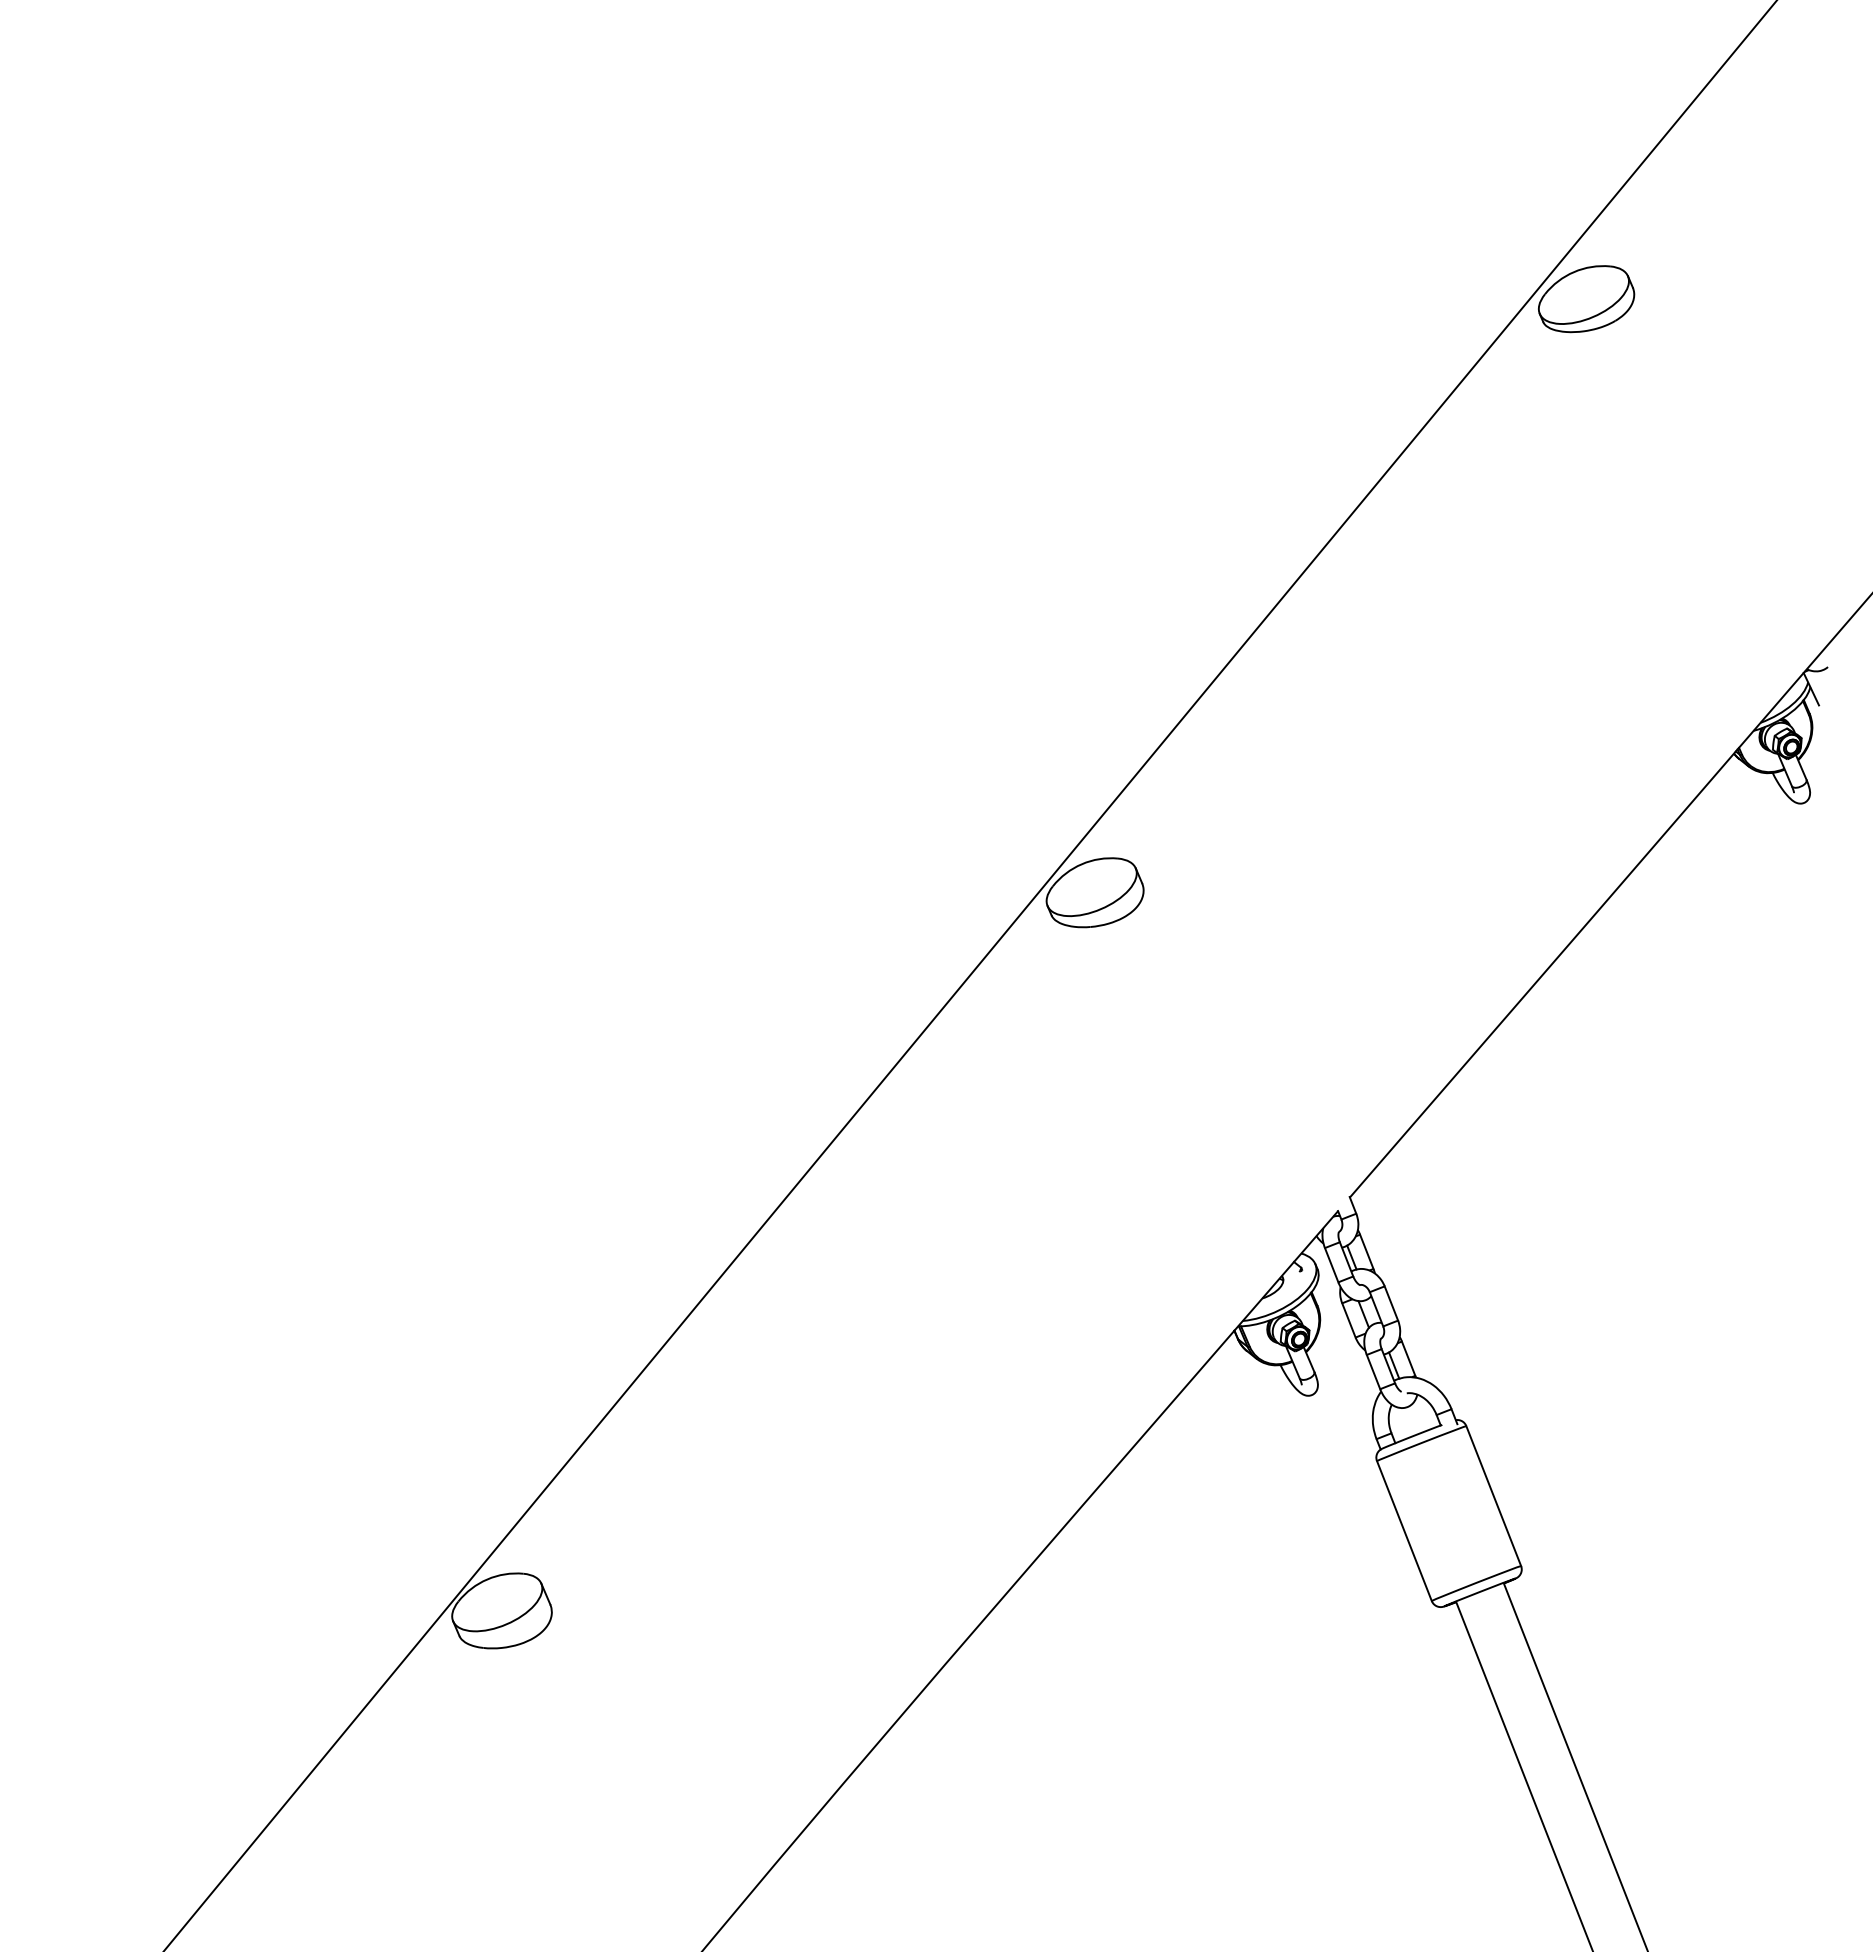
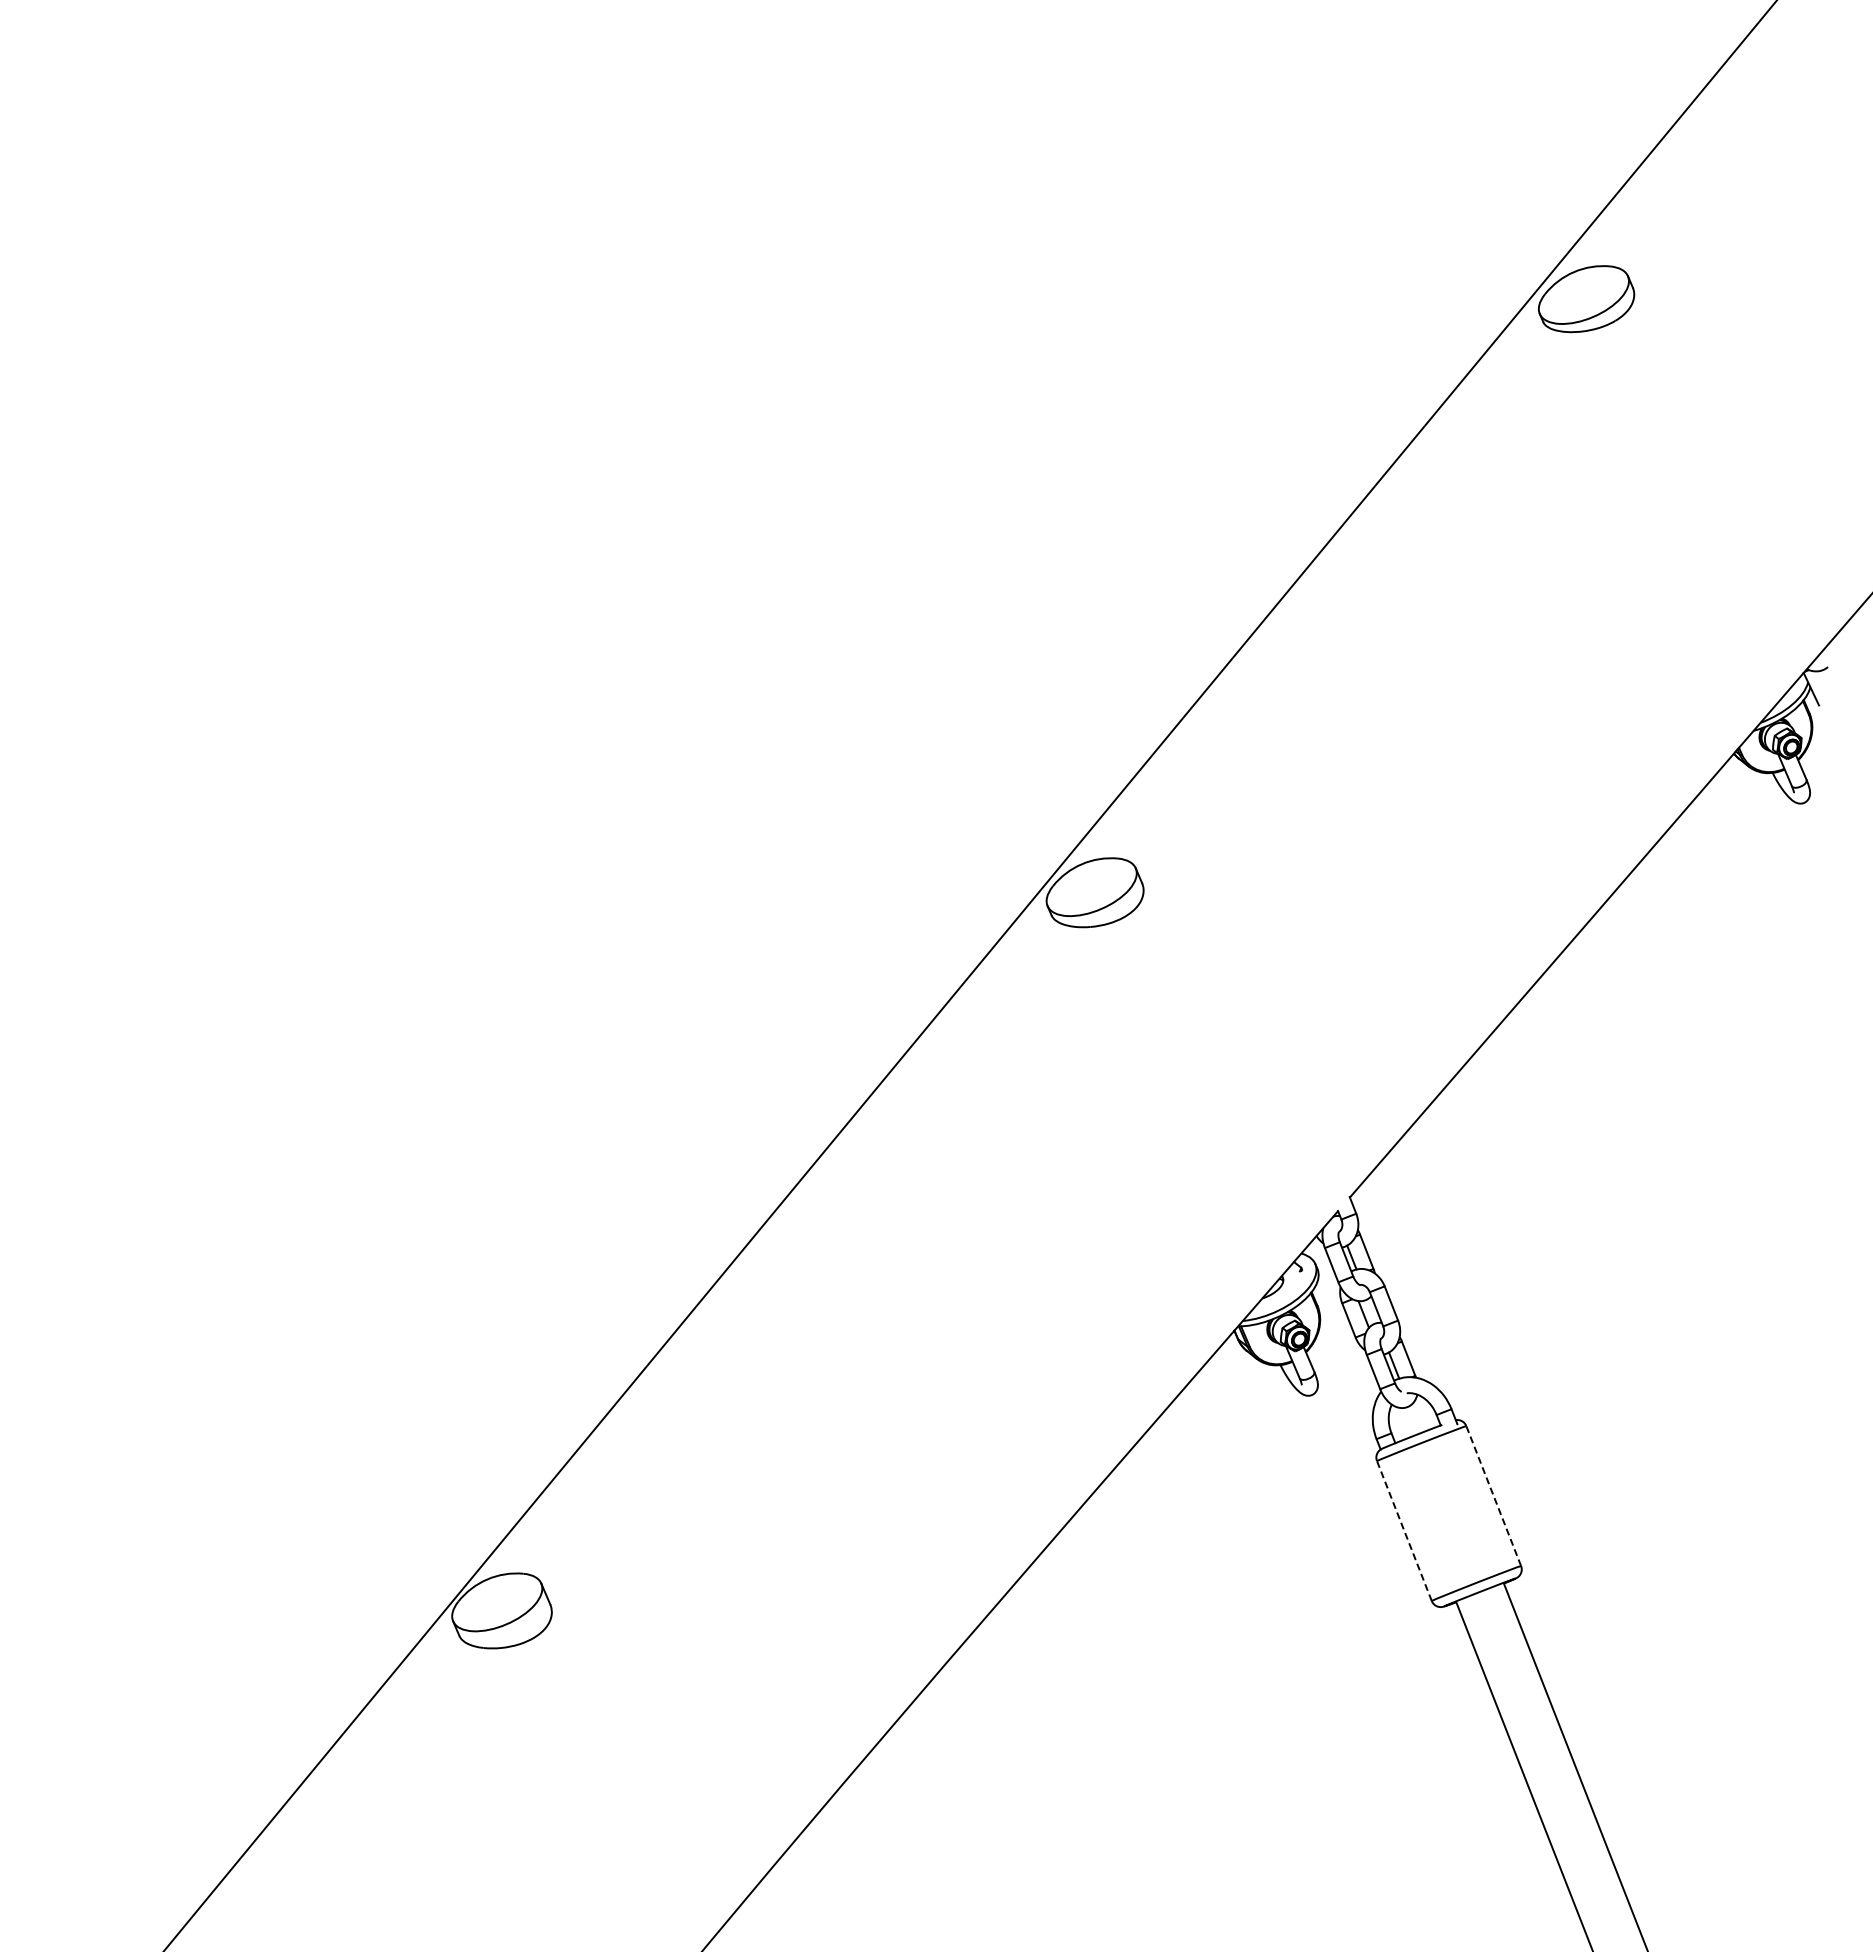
line: solid -> dashed (1493, 1495)
line: solid -> dashed (1404, 1530)
